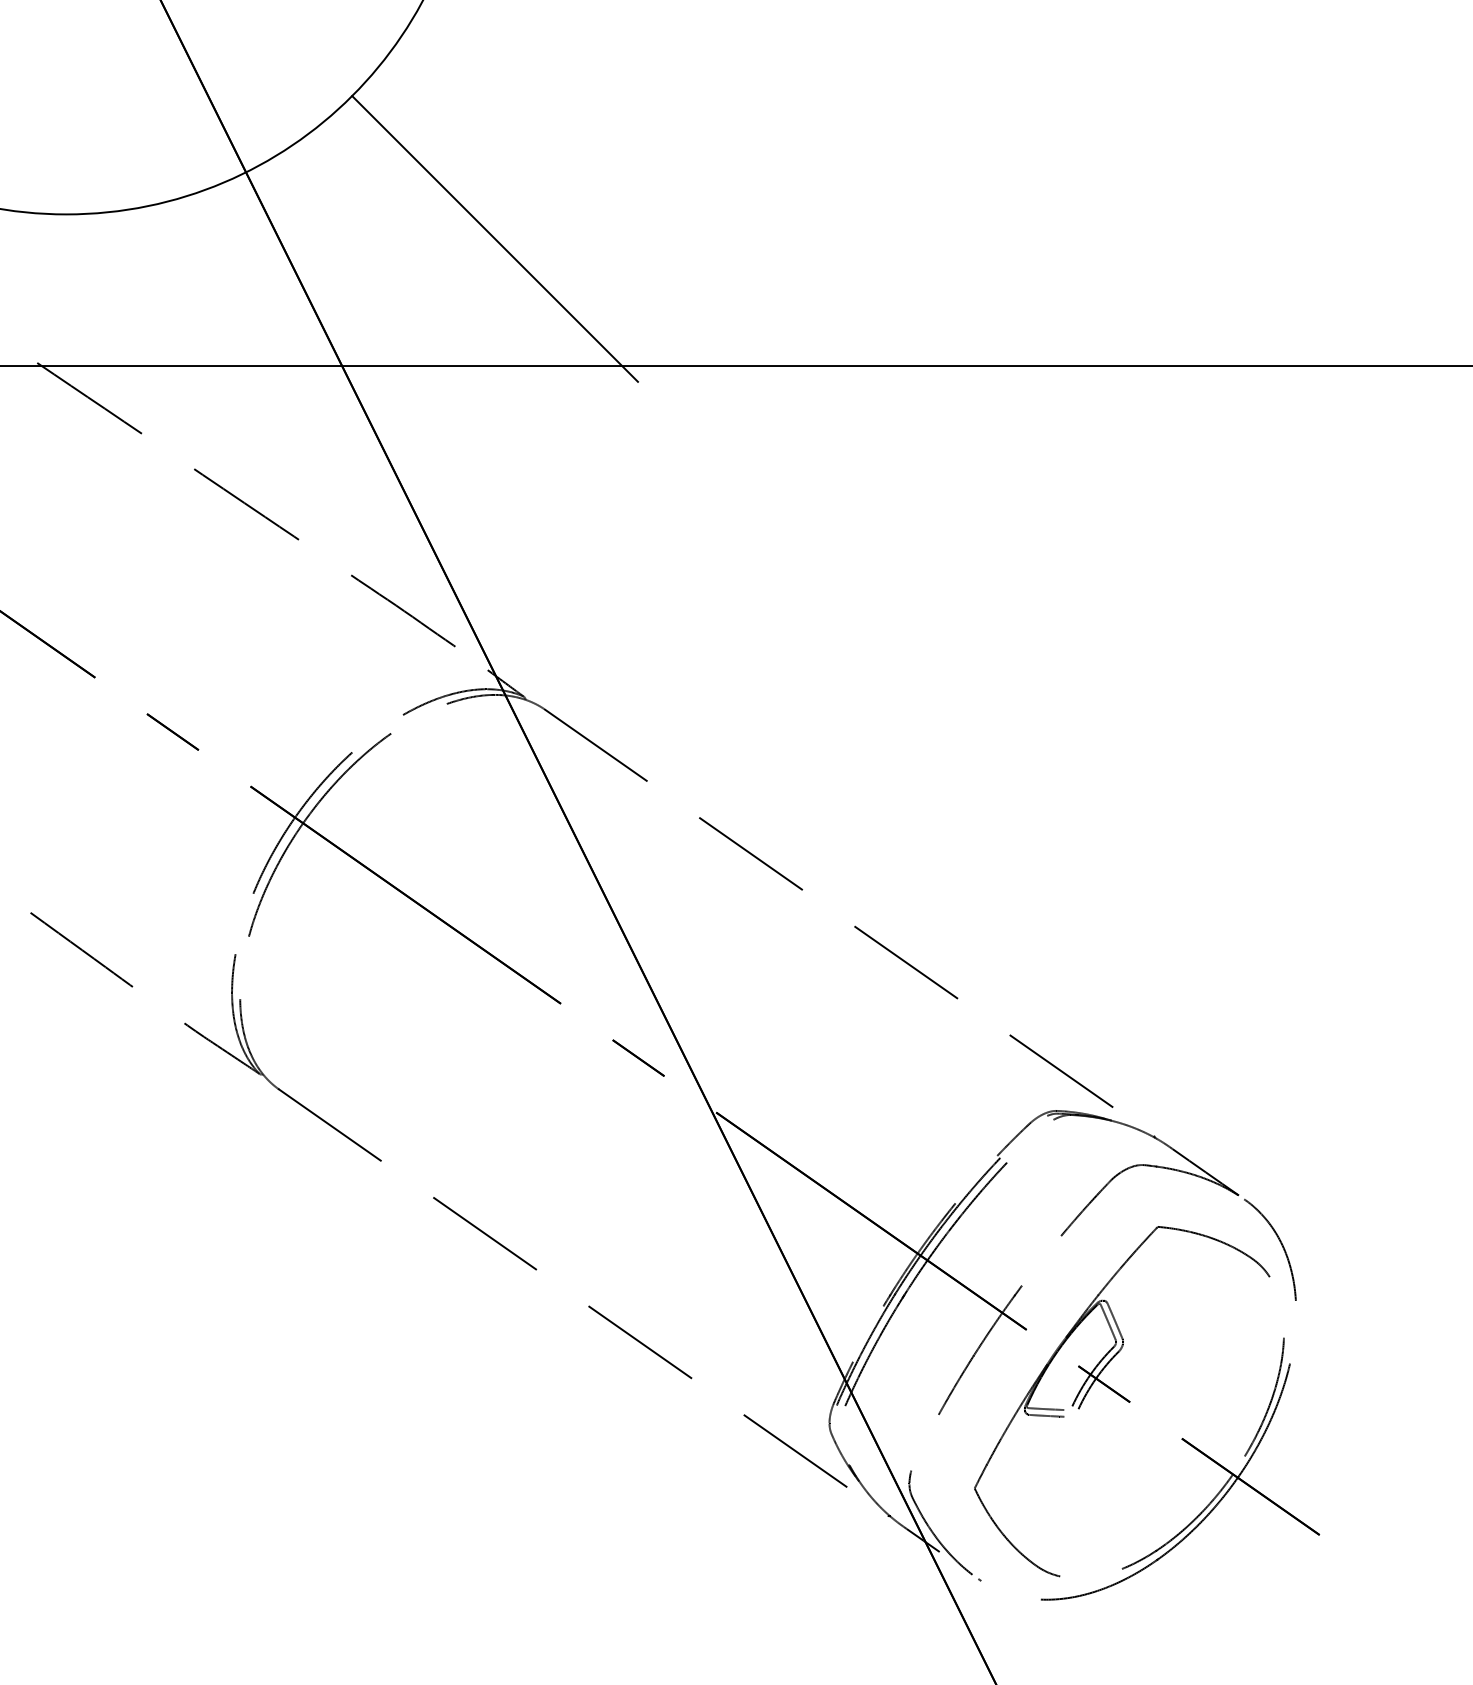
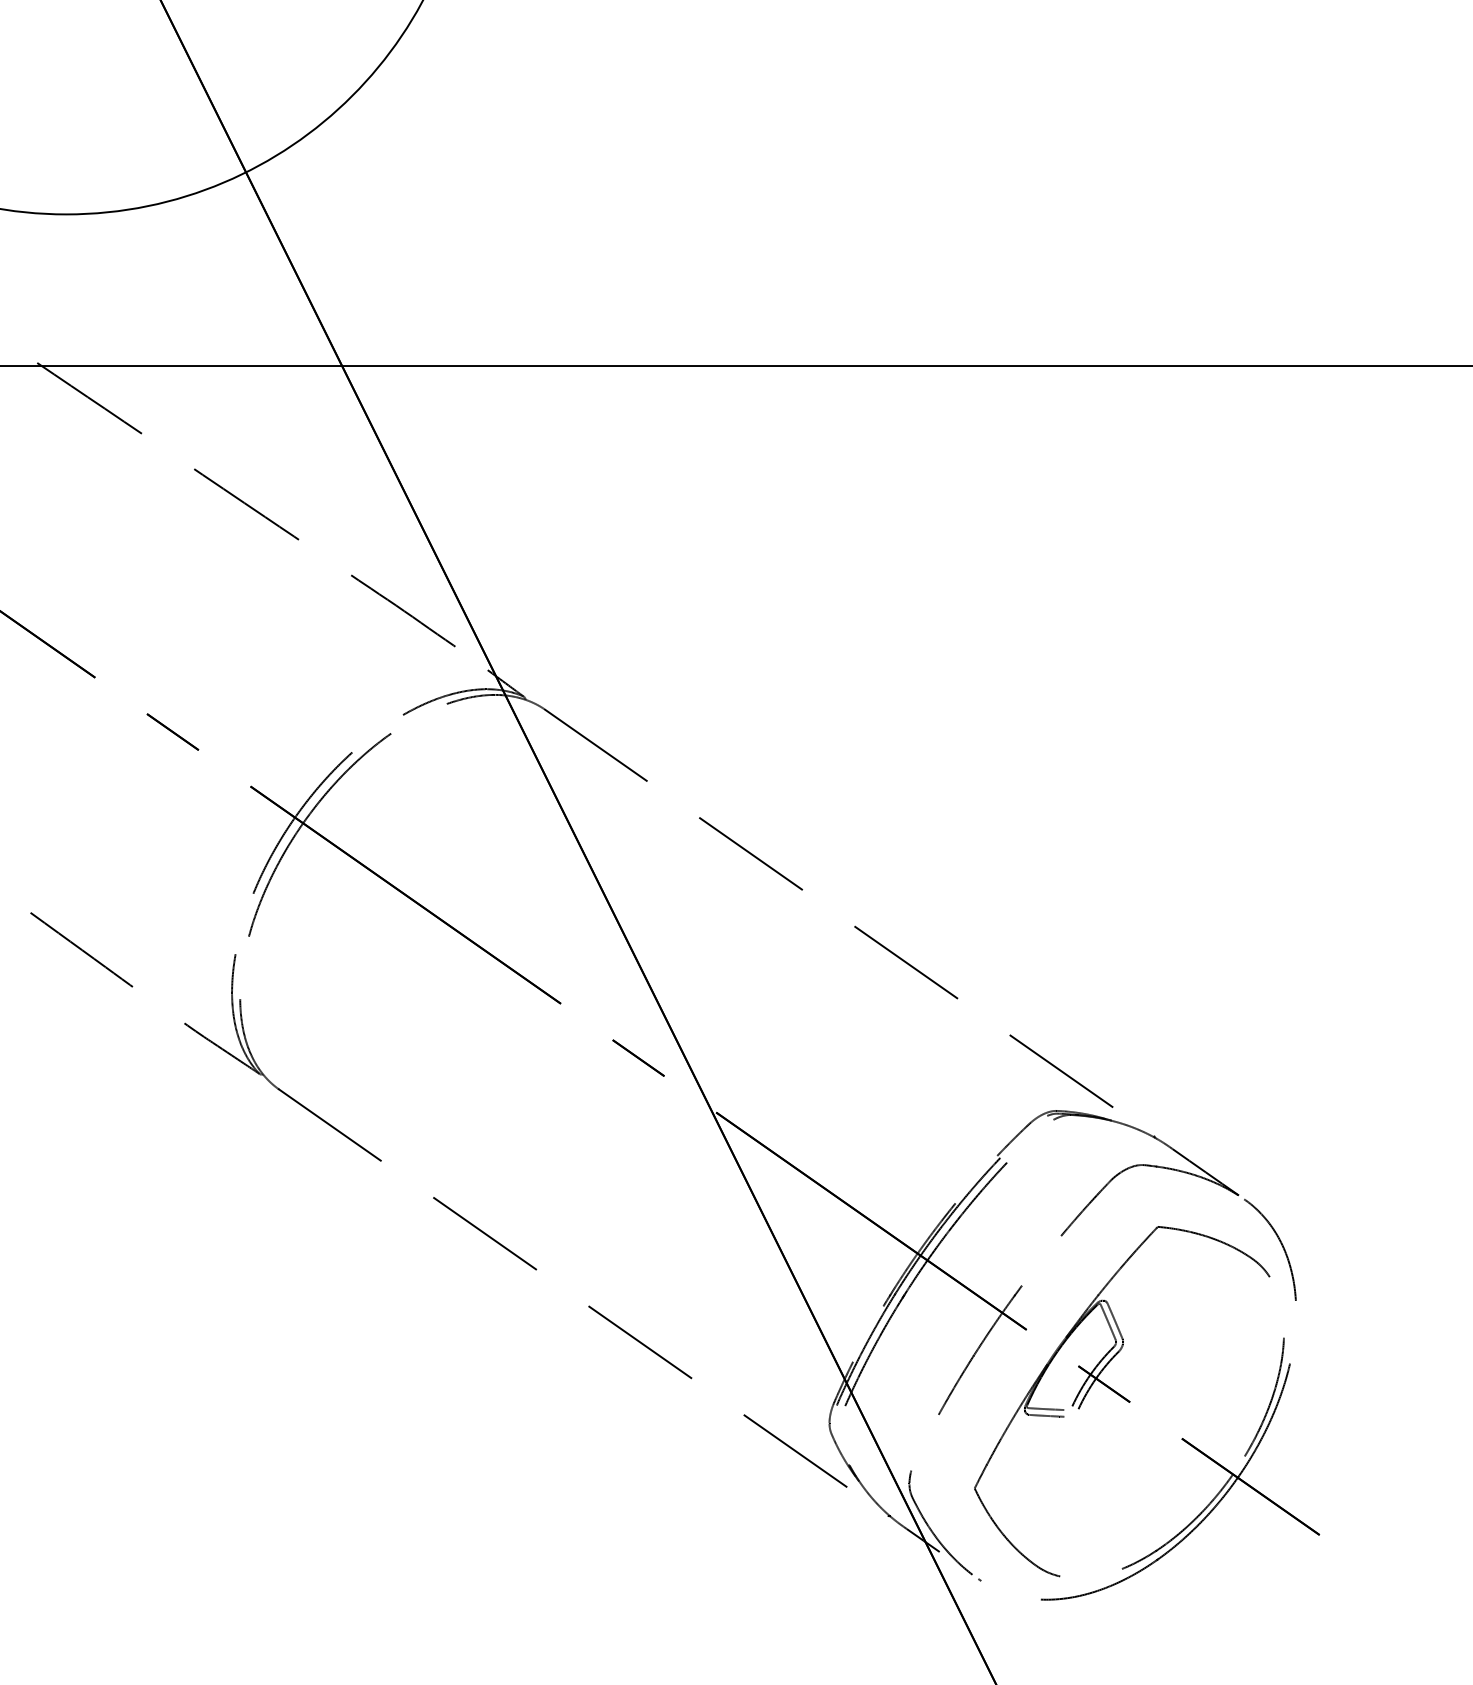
line: present -> none (495, 238)
